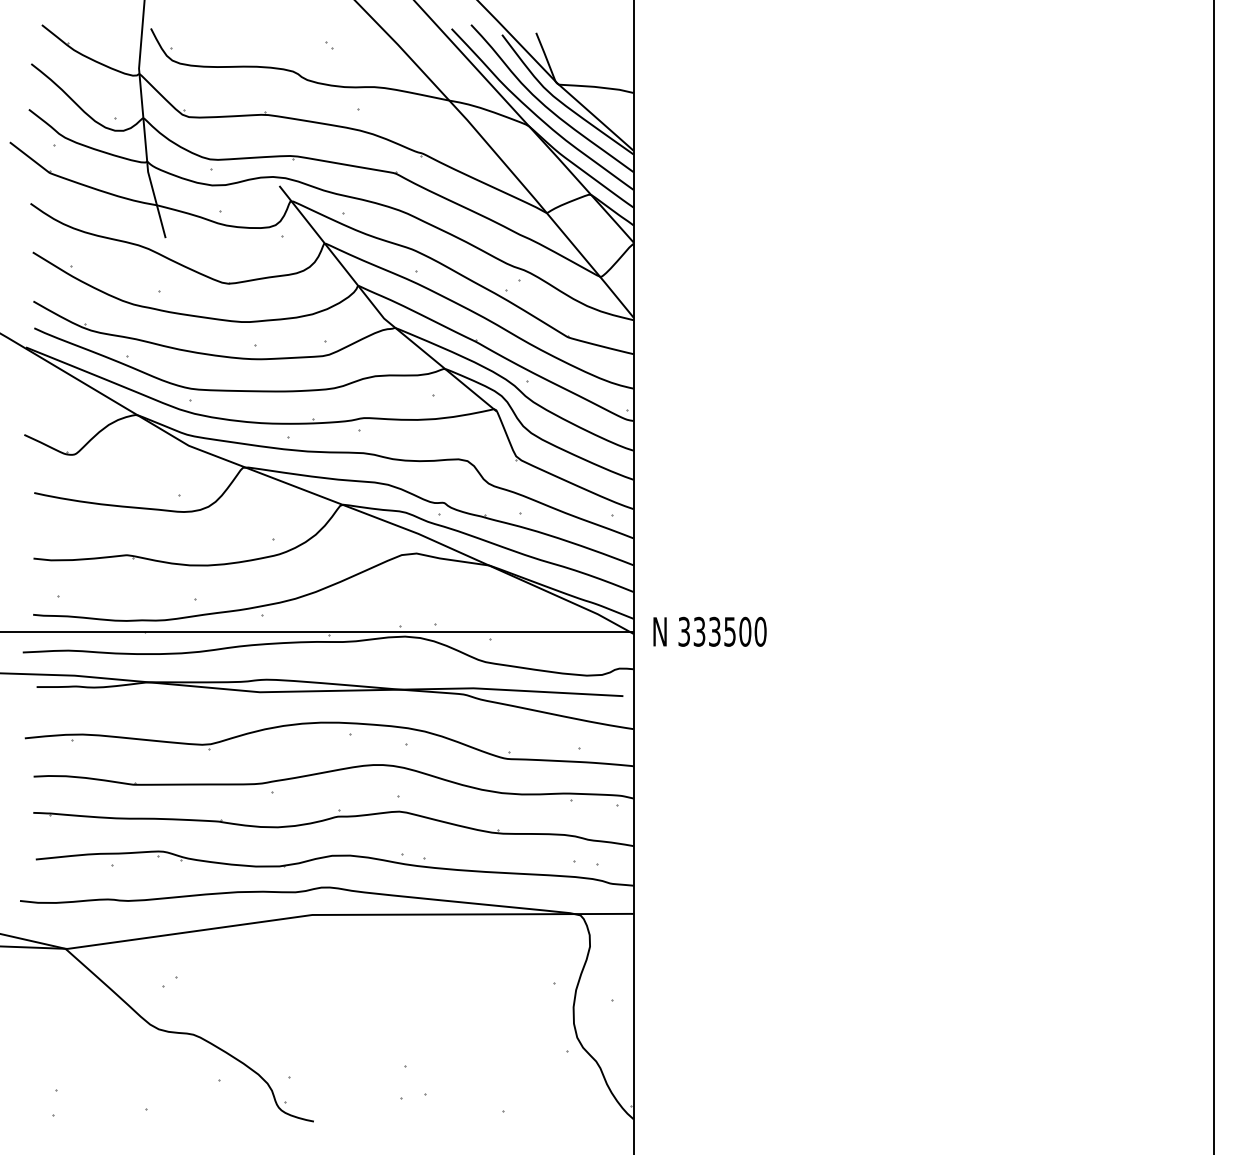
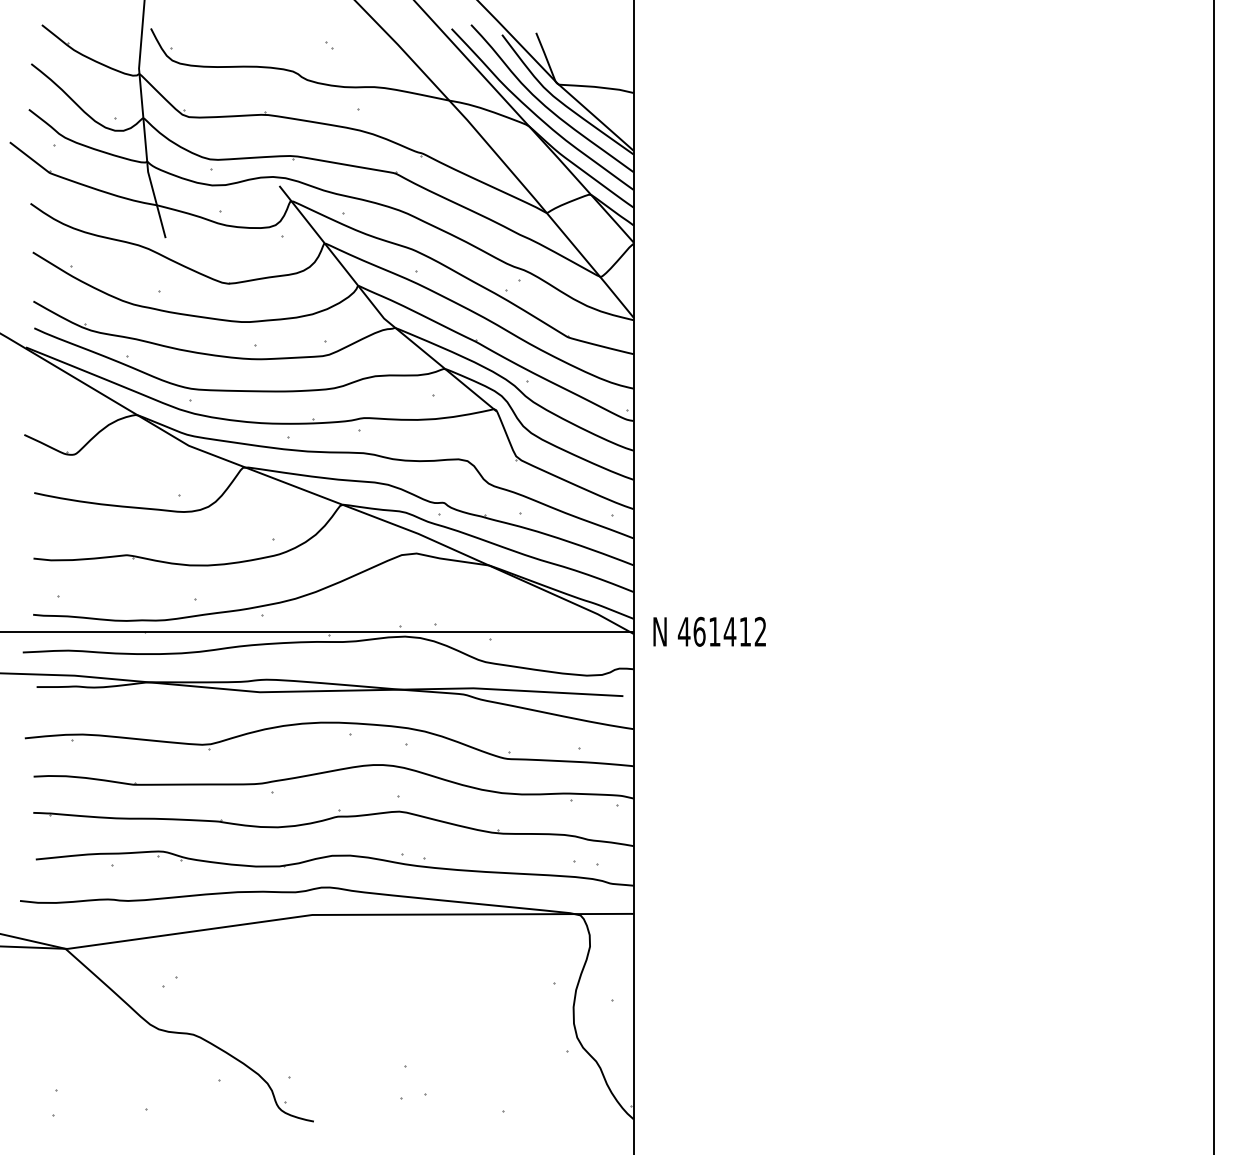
text: 333500 -> 461412 (721, 631)
